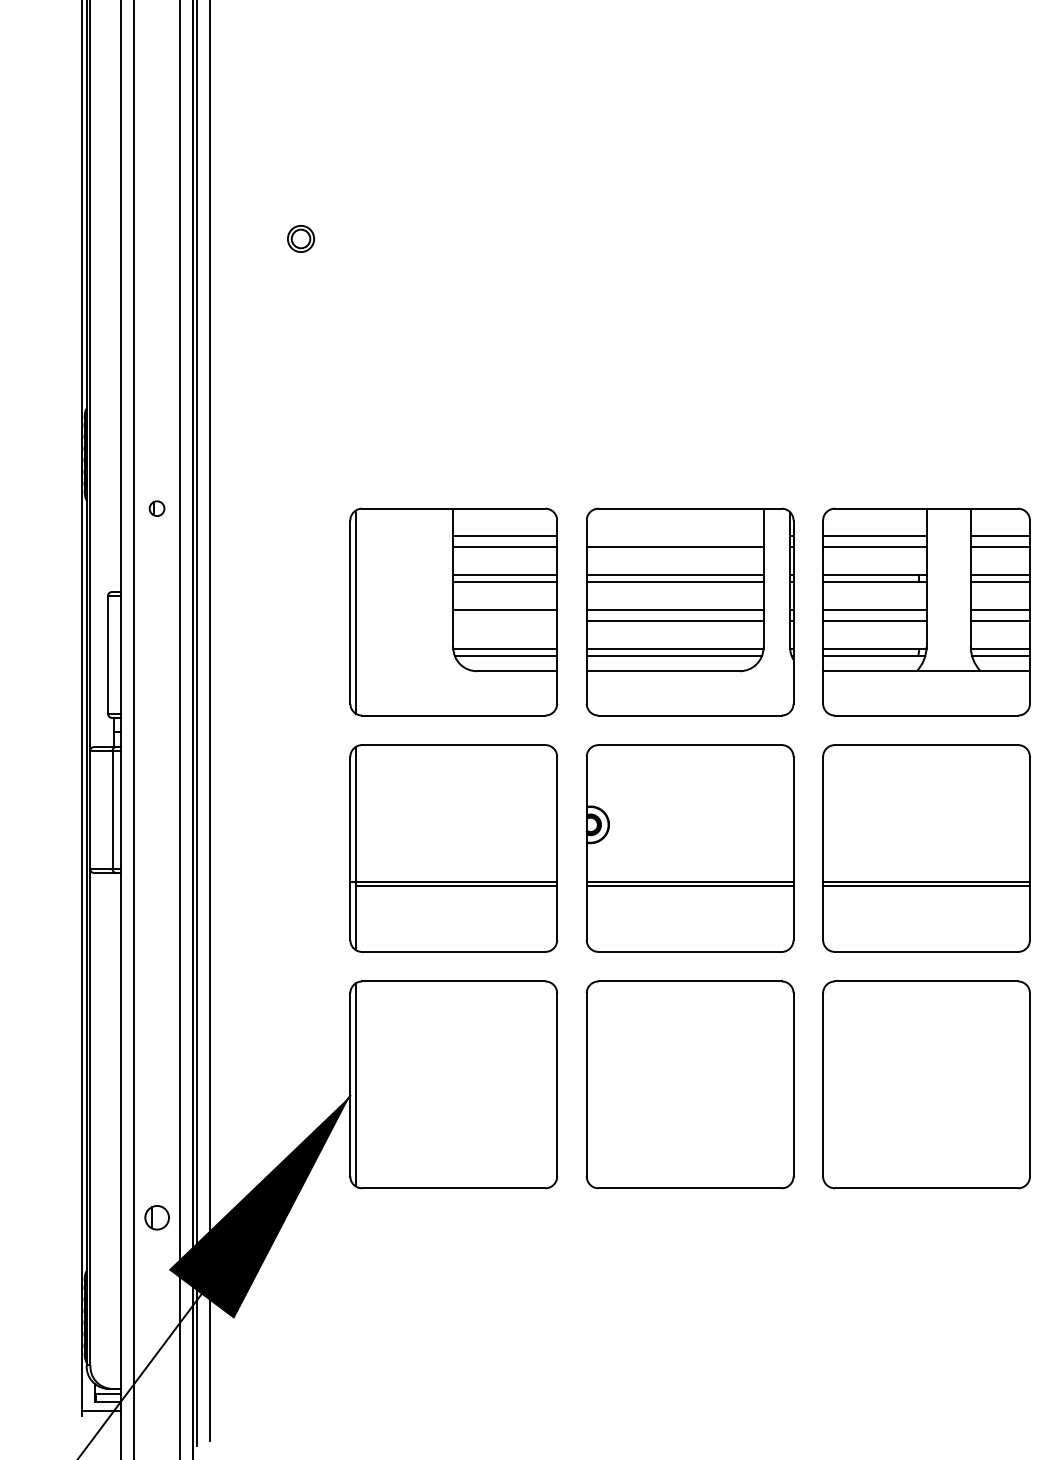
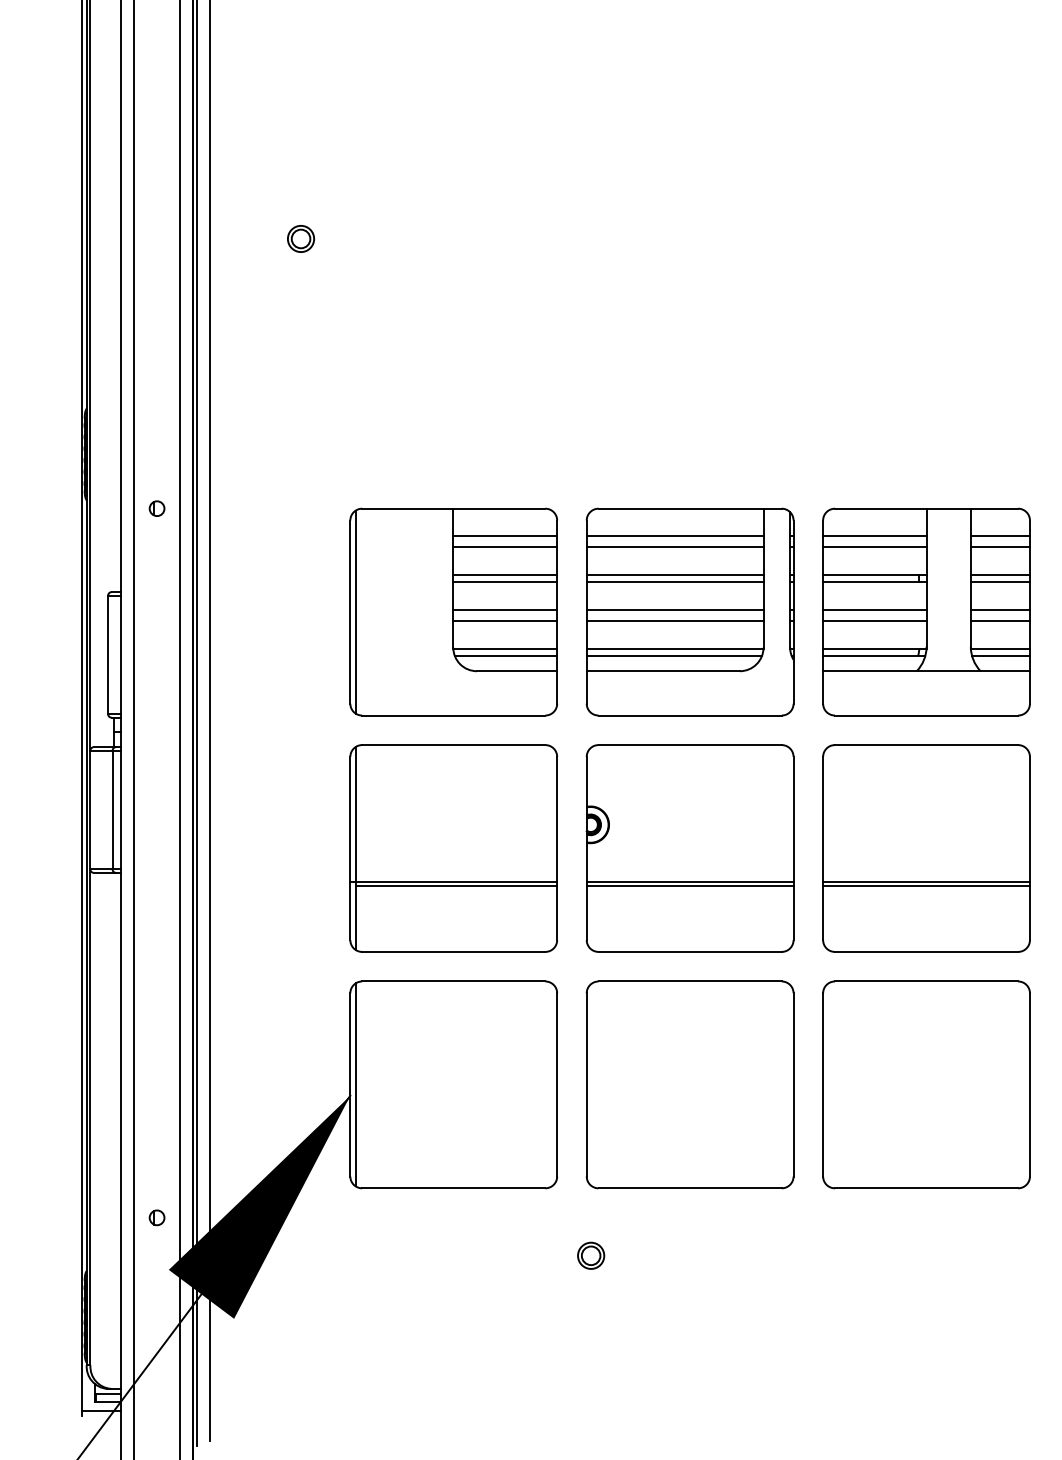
line: none -> present (674, 535)
line: none -> present (505, 621)
part size: 26x26 px -> 18x18 px (156, 1217)
part: none -> present (591, 1255)
